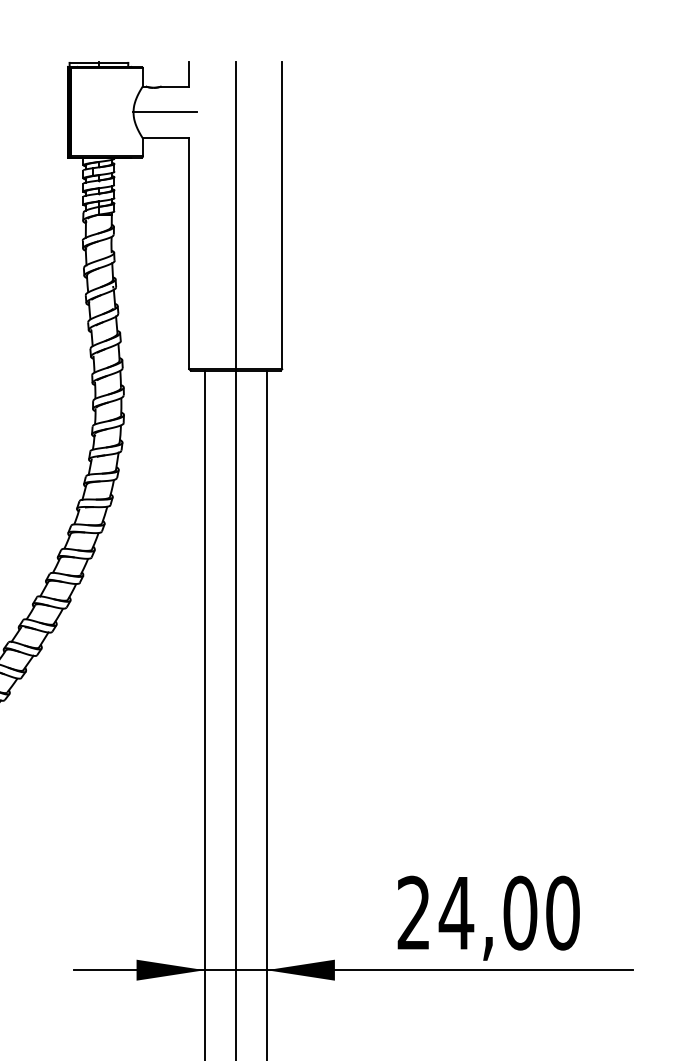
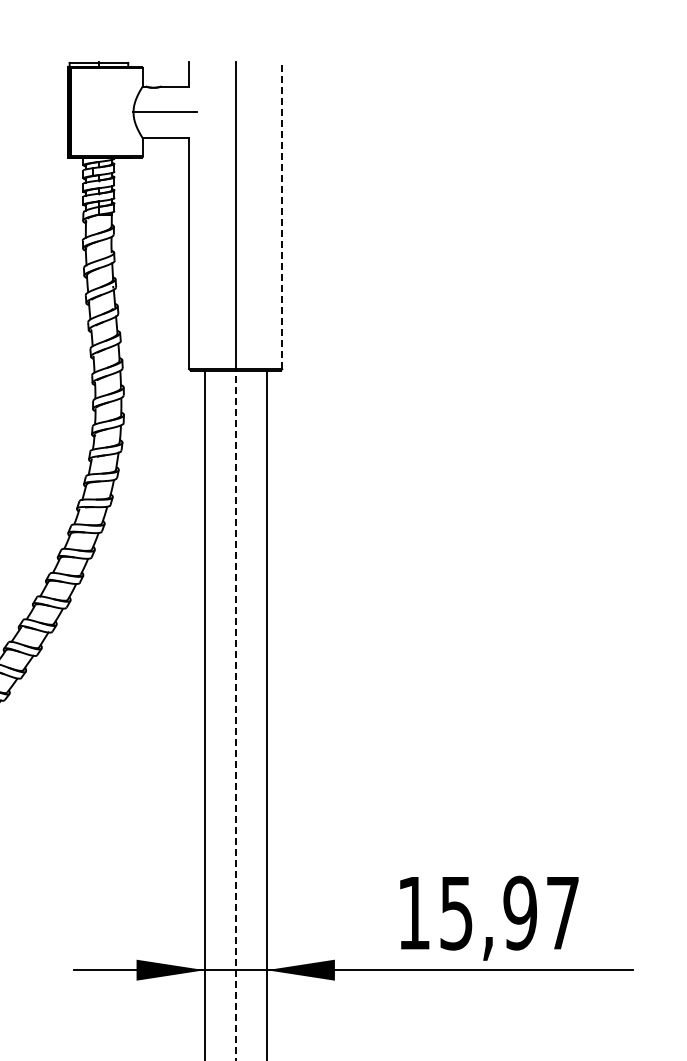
line: solid -> dashed (282, 215)
line: solid -> dashed (235, 715)
text: 24,00 -> 15,97 (488, 912)
